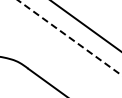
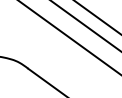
line: none -> present (97, 17)
line: dashed -> solid (69, 37)
